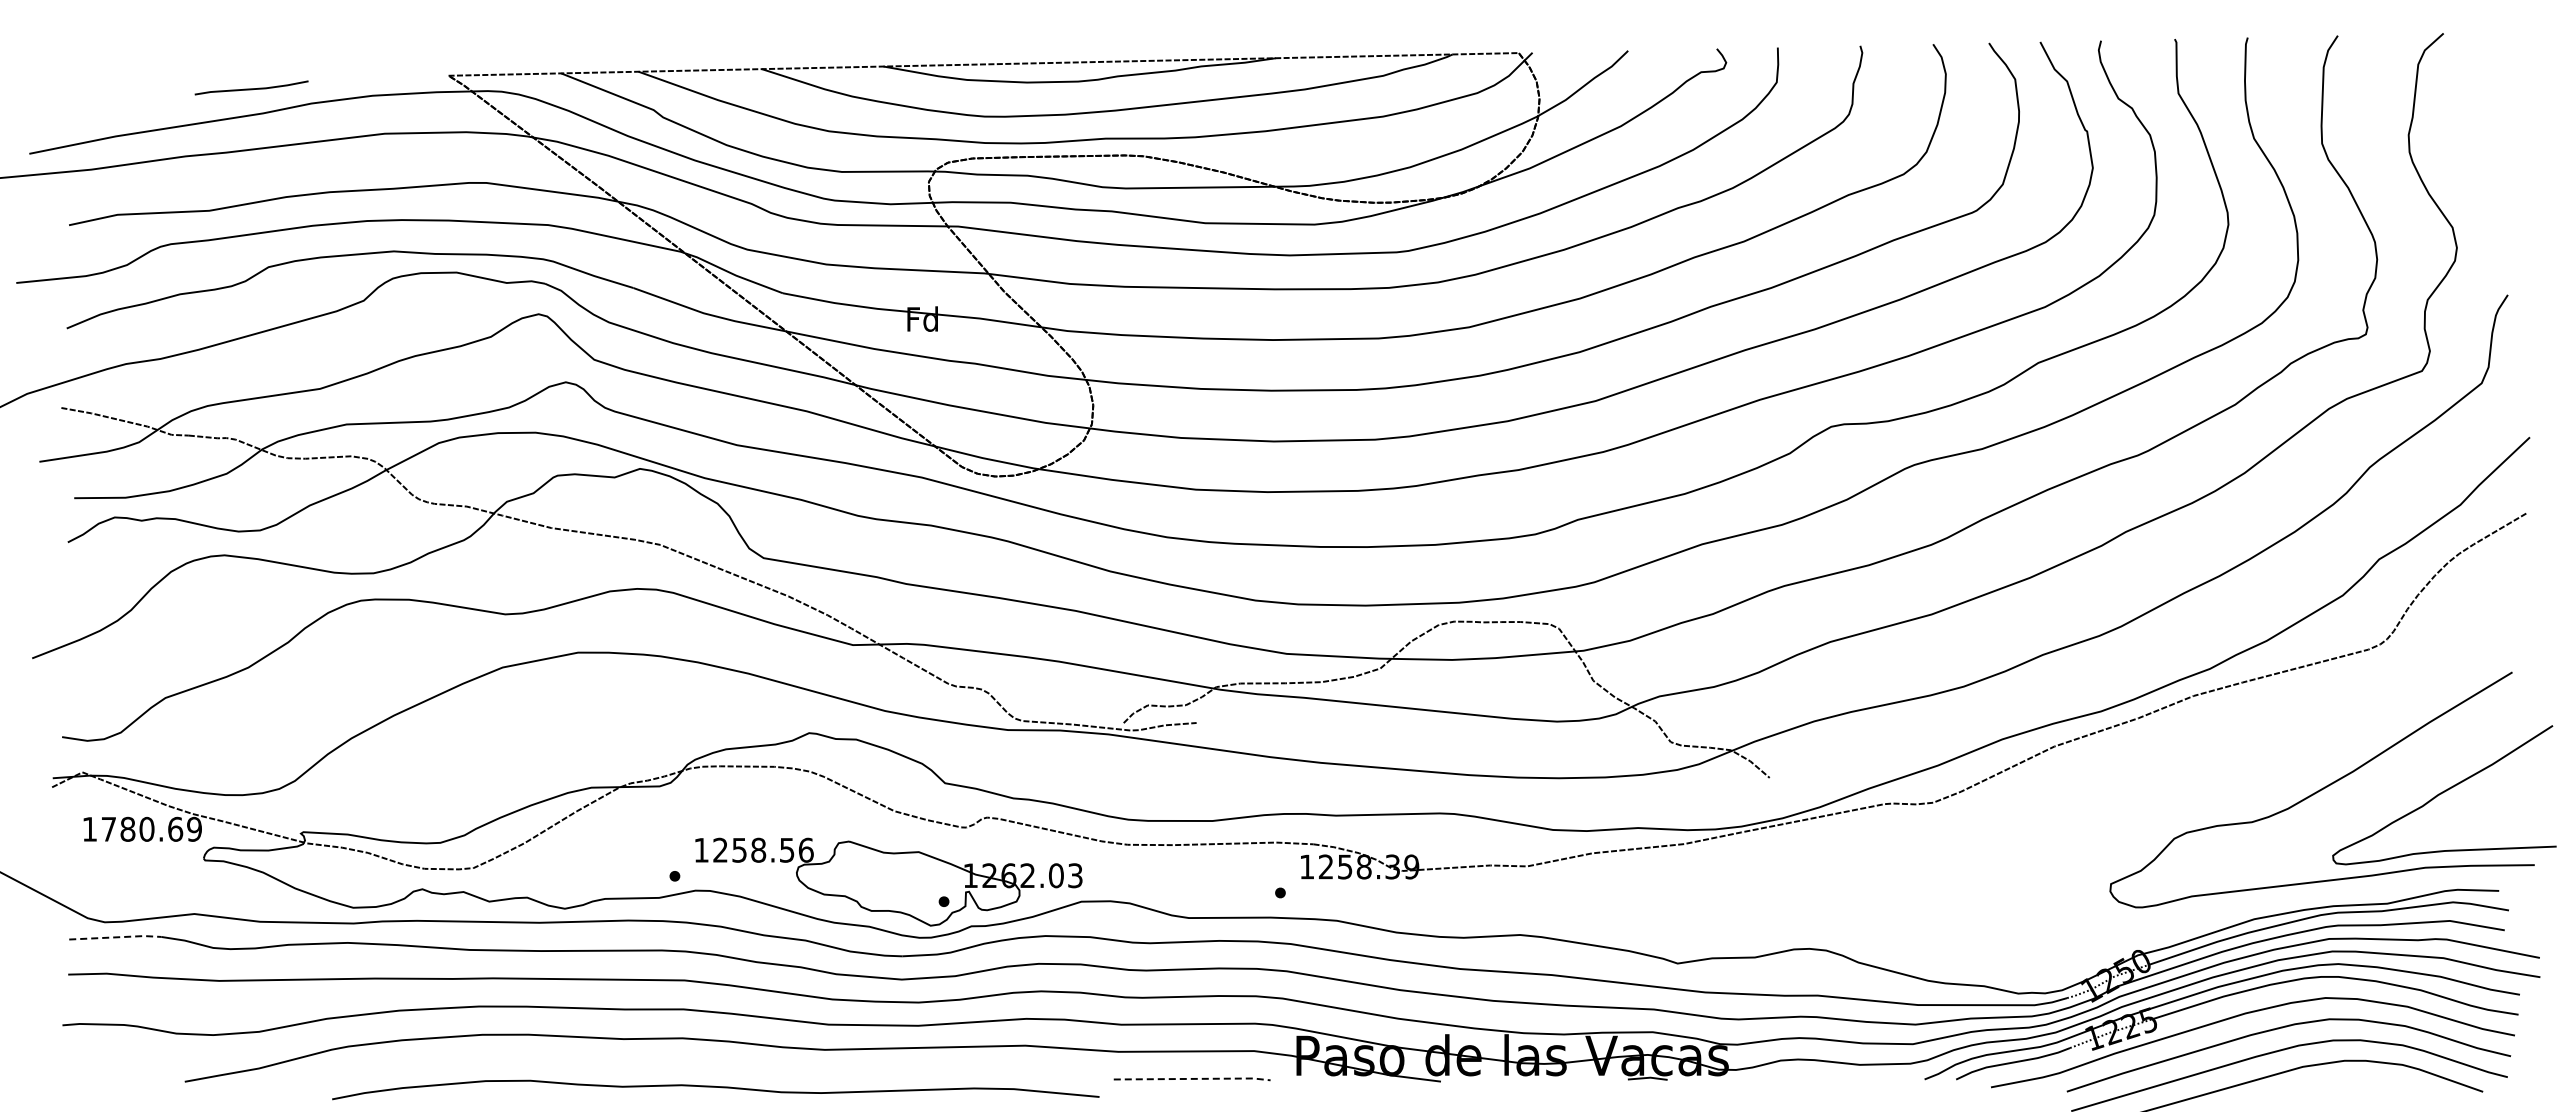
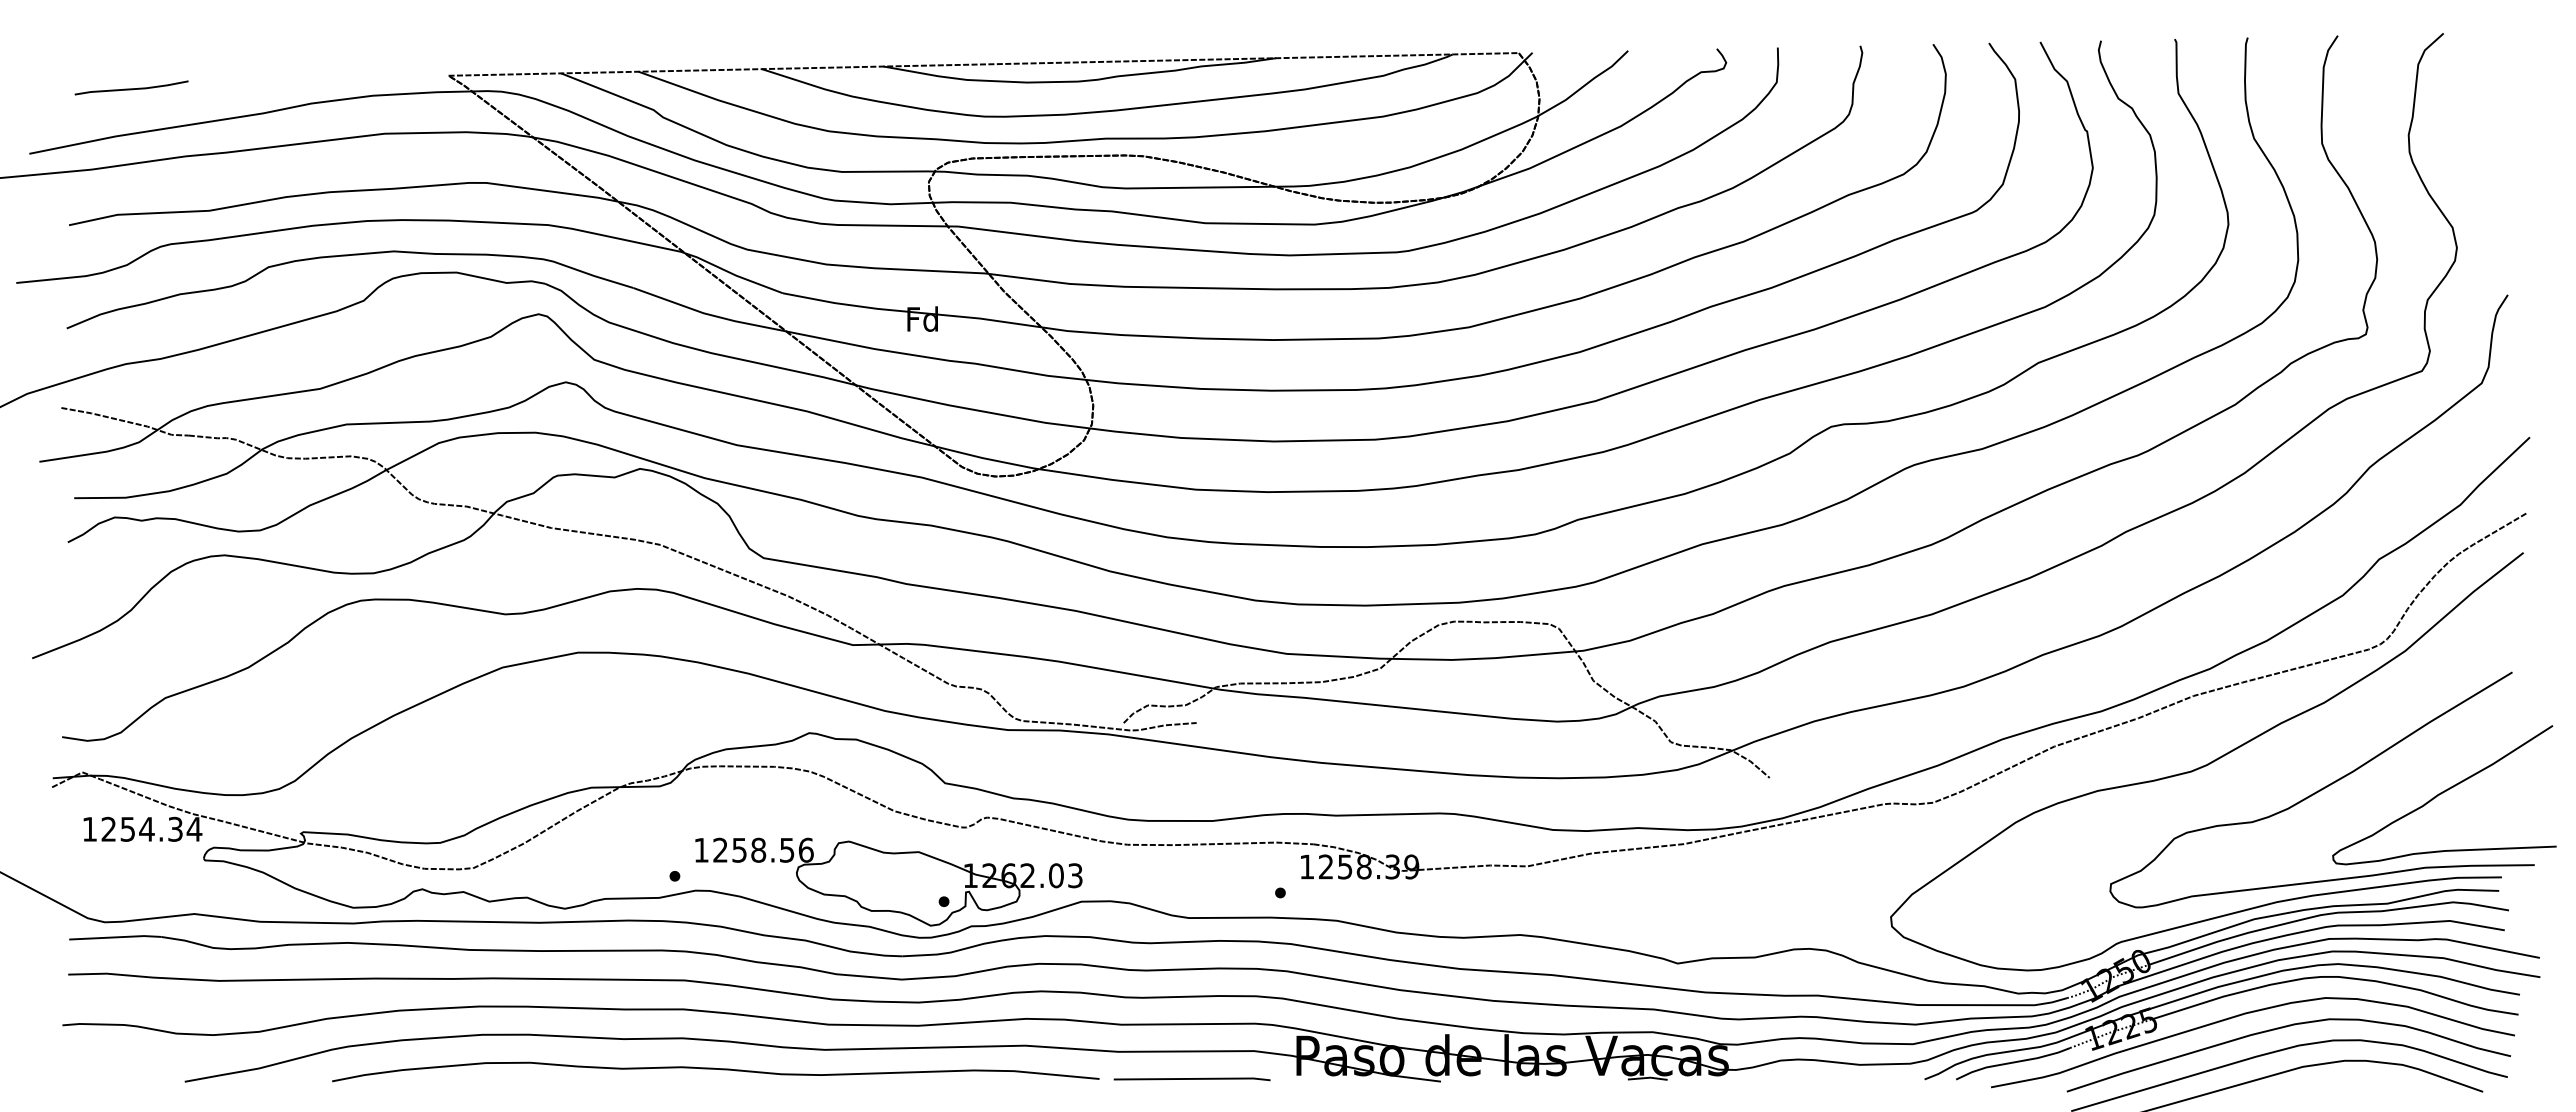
line position: (251, 88) -> (131, 88) (131, 88)
curve: none -> present (2207, 763)
text: 1780.69 -> 1254.34 (151, 828)
line: dashed -> solid (116, 937)
line: dashed -> solid (1193, 1078)
curve position: (715, 1087) -> (715, 1069) (715, 1069)
